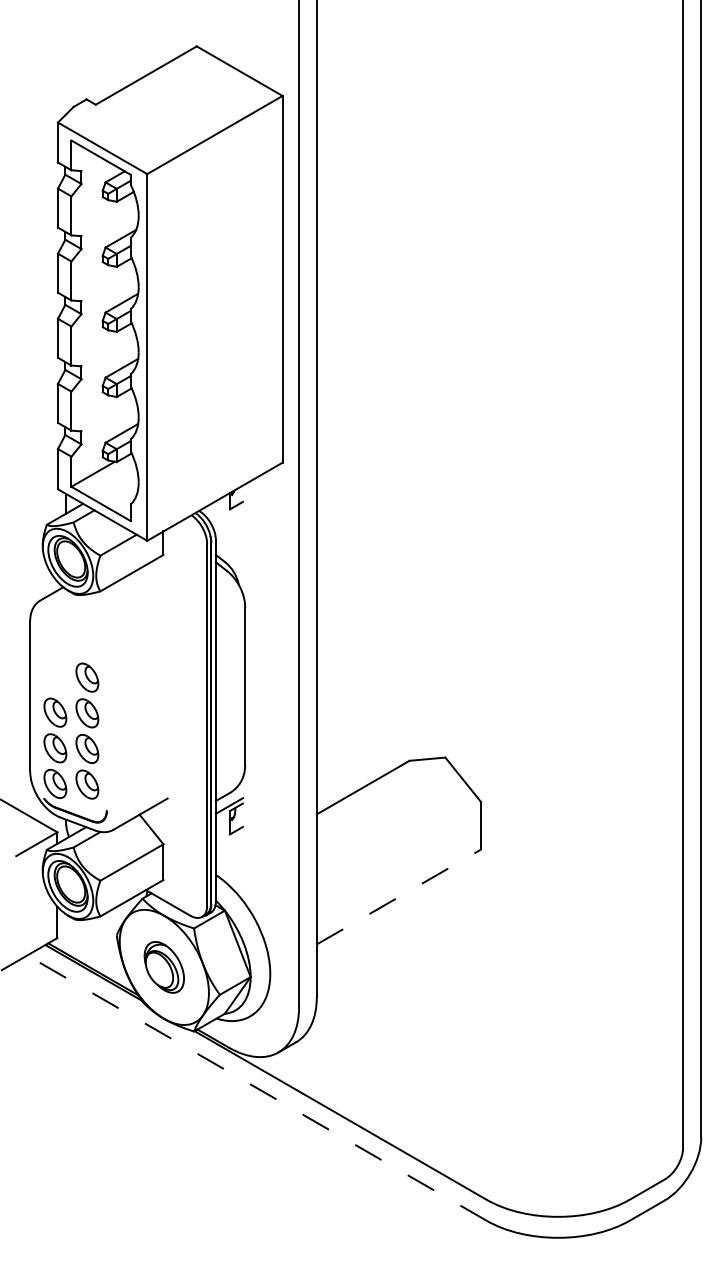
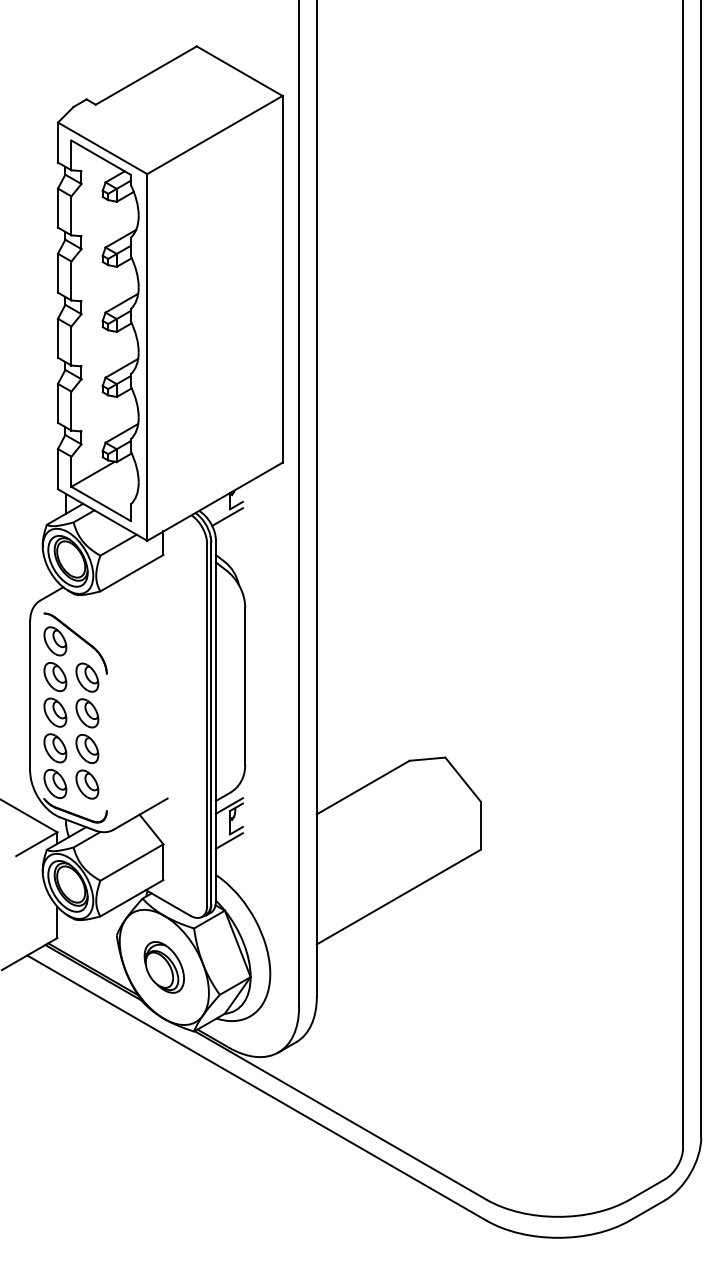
line: none -> present (227, 516)
part: none -> present (67, 649)
line: none -> present (228, 840)
line: dashed -> solid (398, 897)
line: dashed -> solid (256, 1087)
